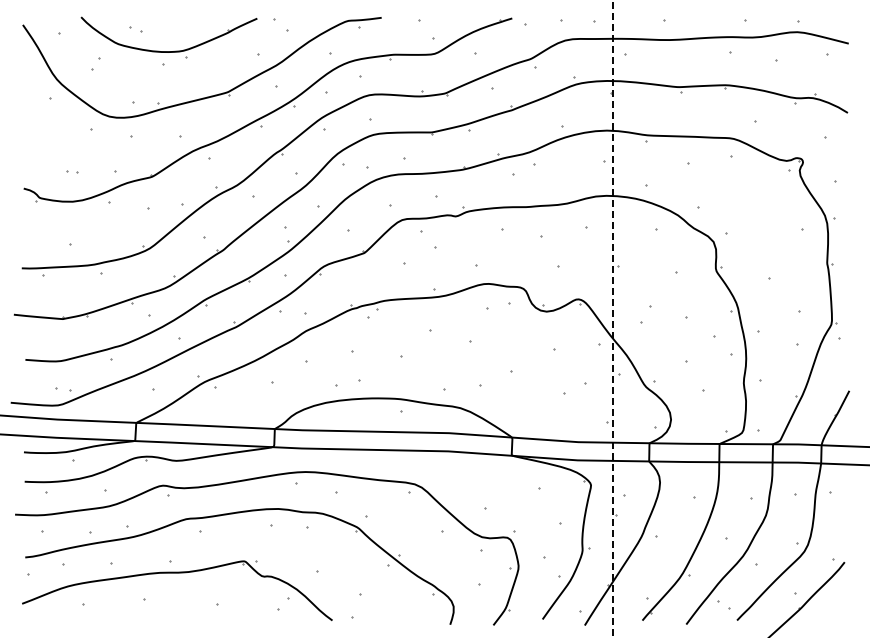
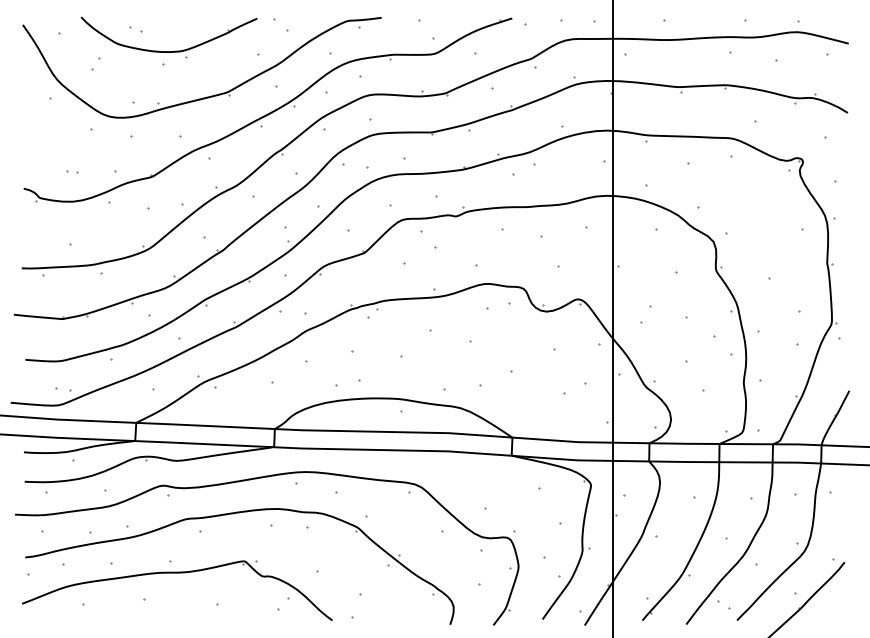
line: dashed -> solid (613, 318)
